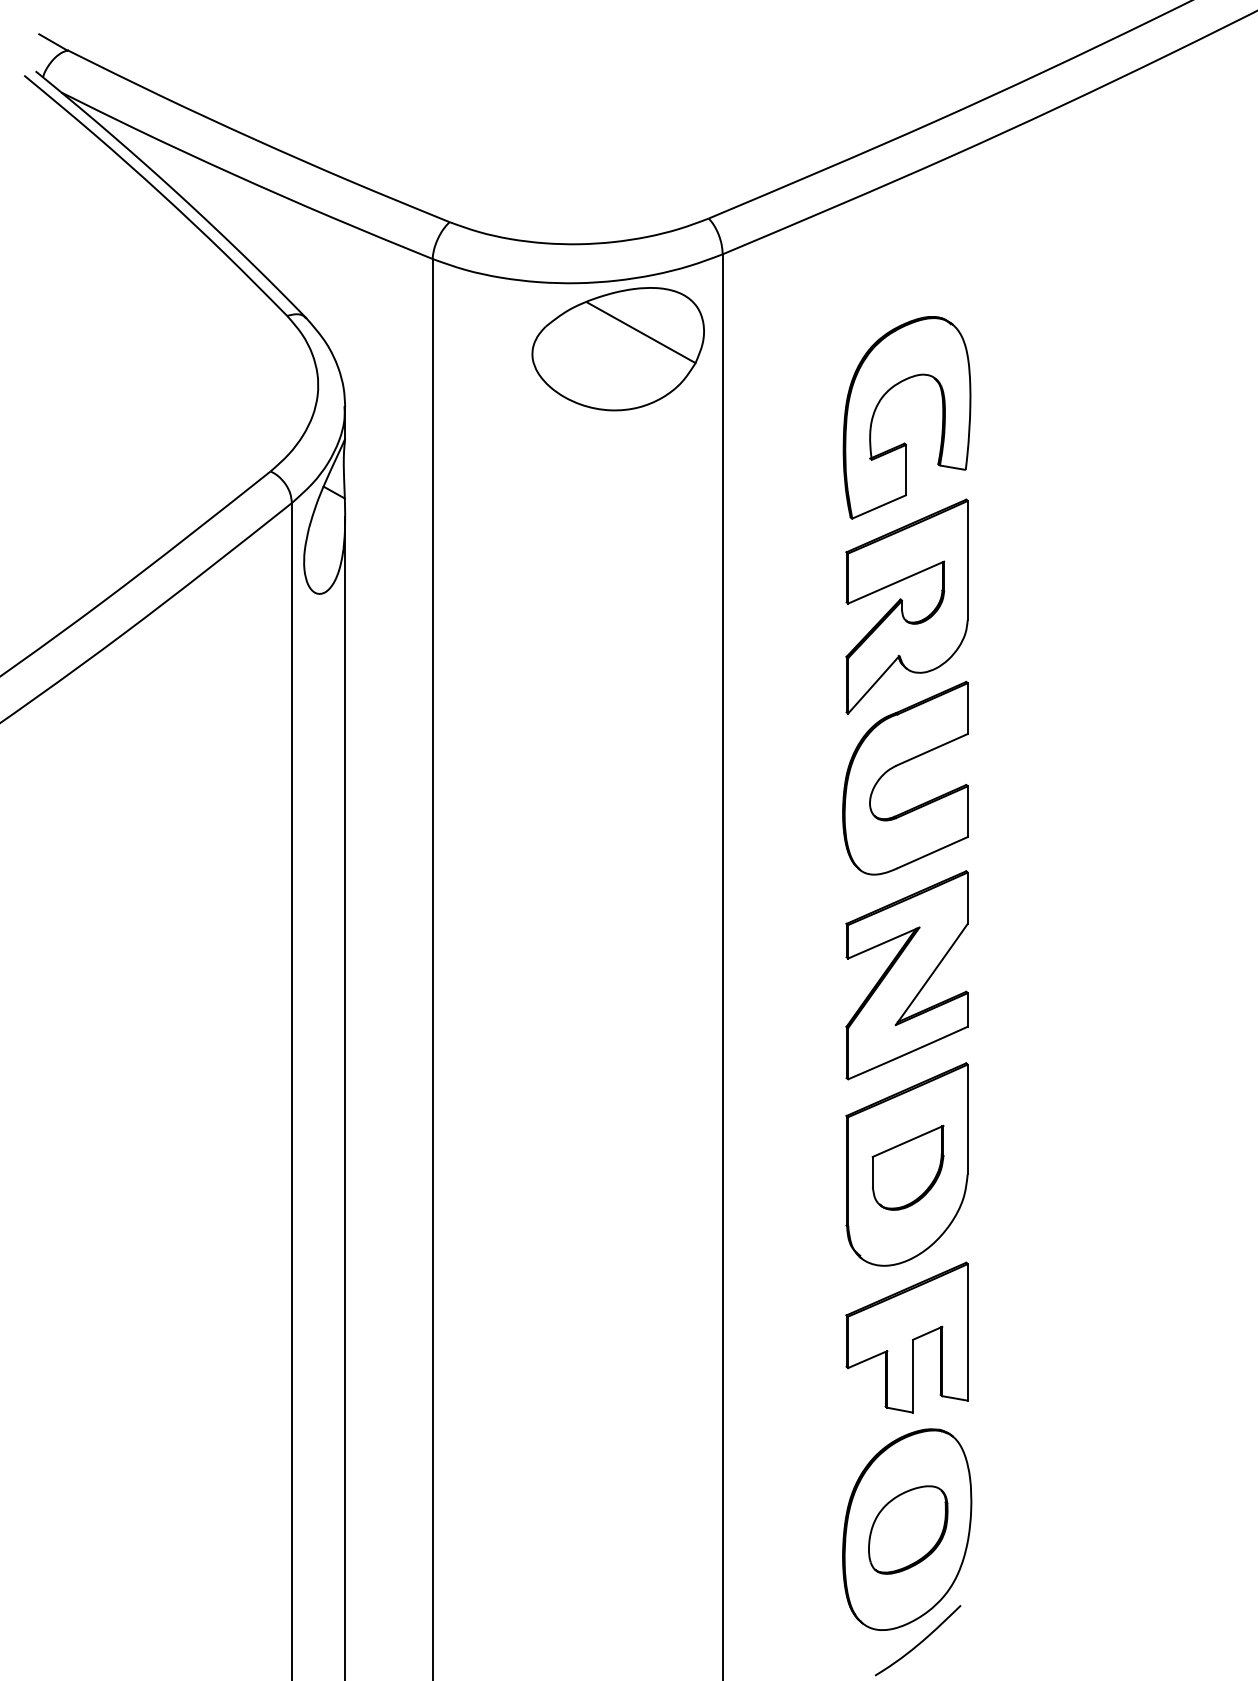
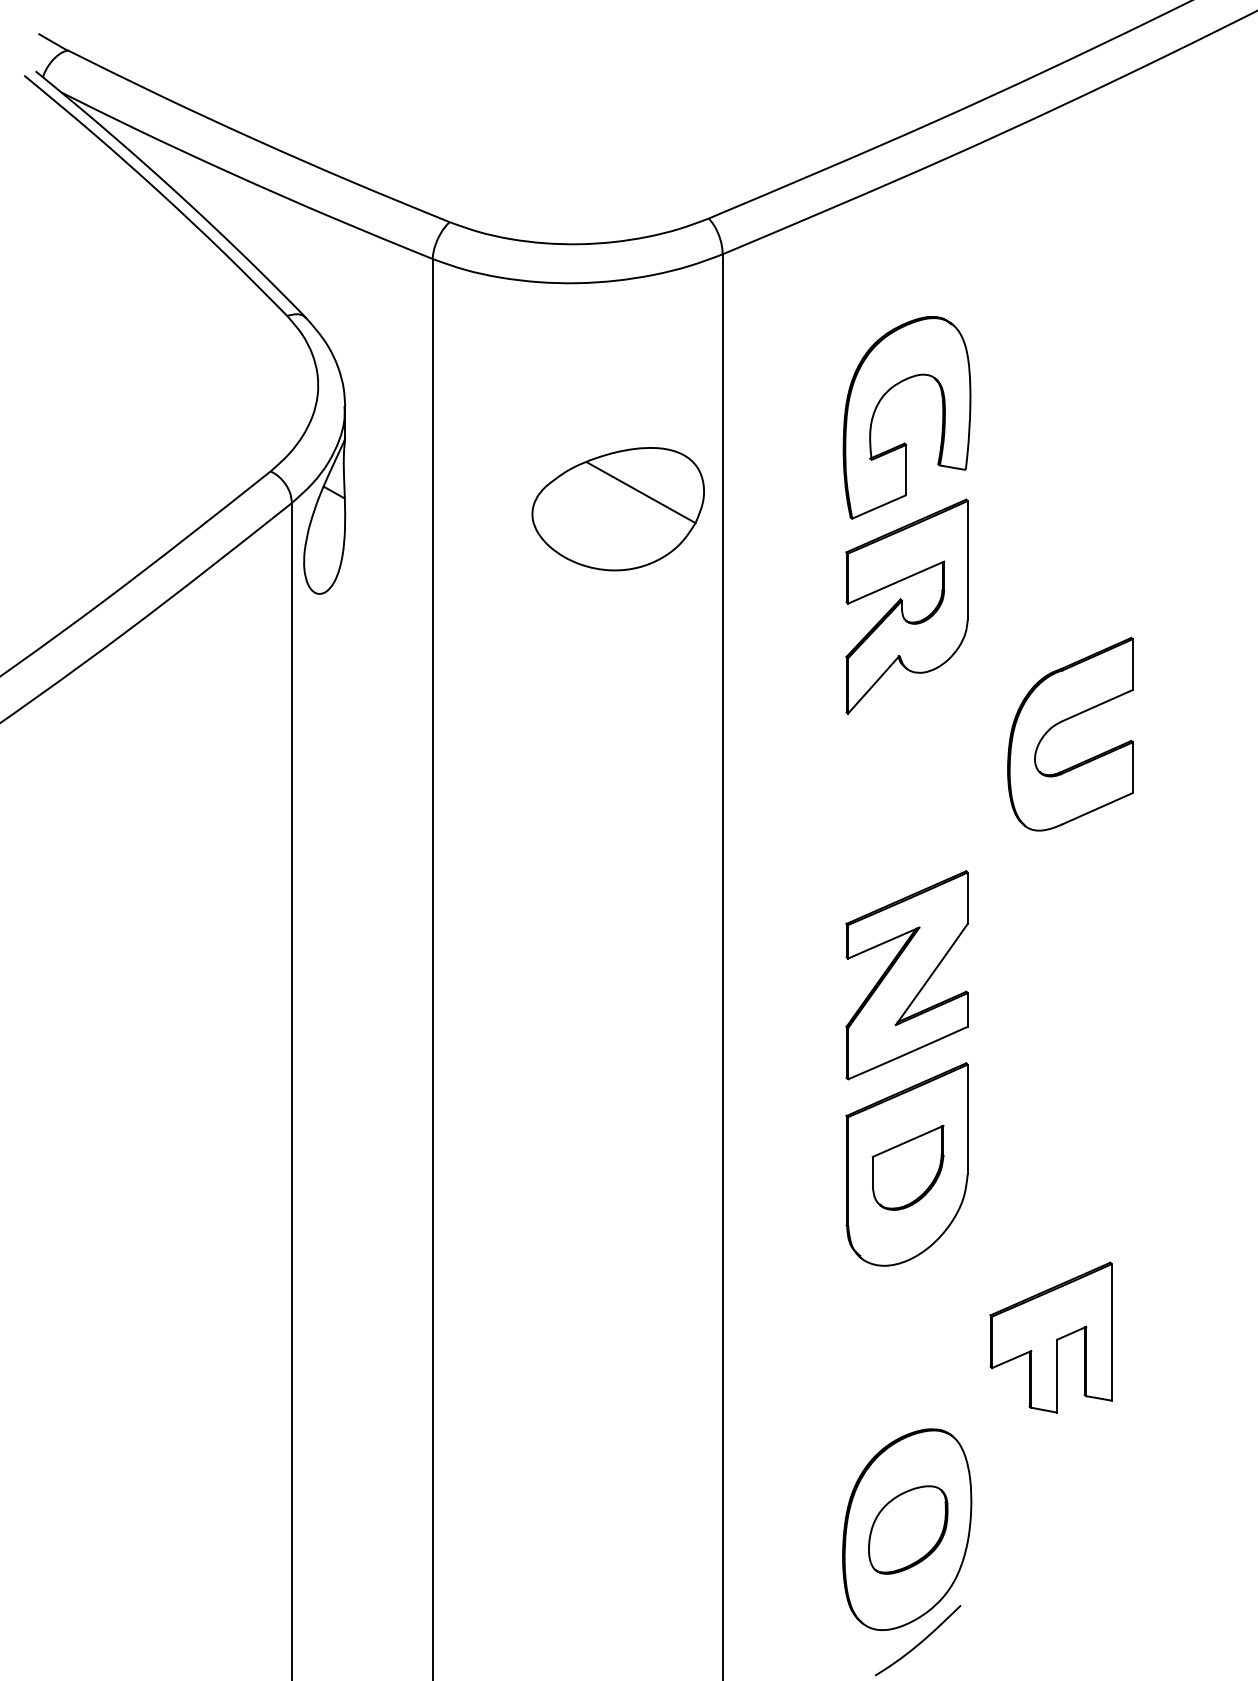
part position: (617, 349) -> (617, 509) (617, 509)
part position: (899, 765) -> (1064, 721) (1064, 721)
line: present -> none (345, 1096)
part position: (906, 1337) -> (1050, 1337) (1050, 1337)
